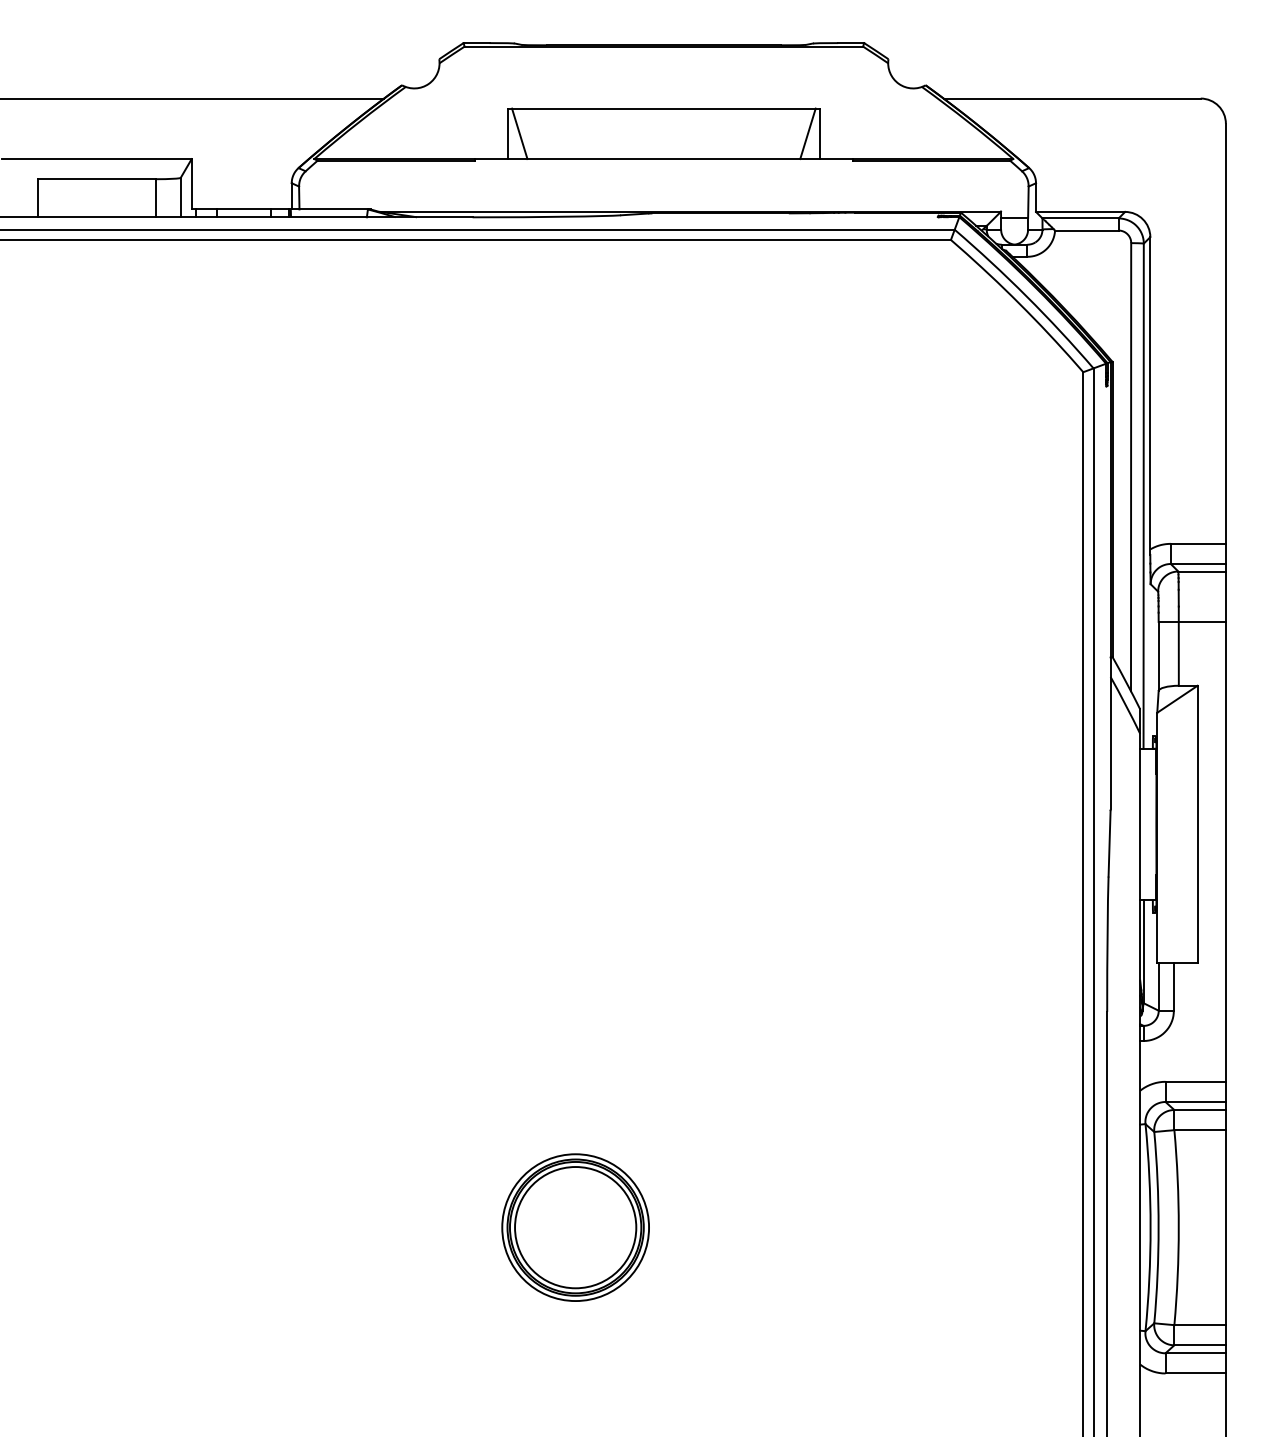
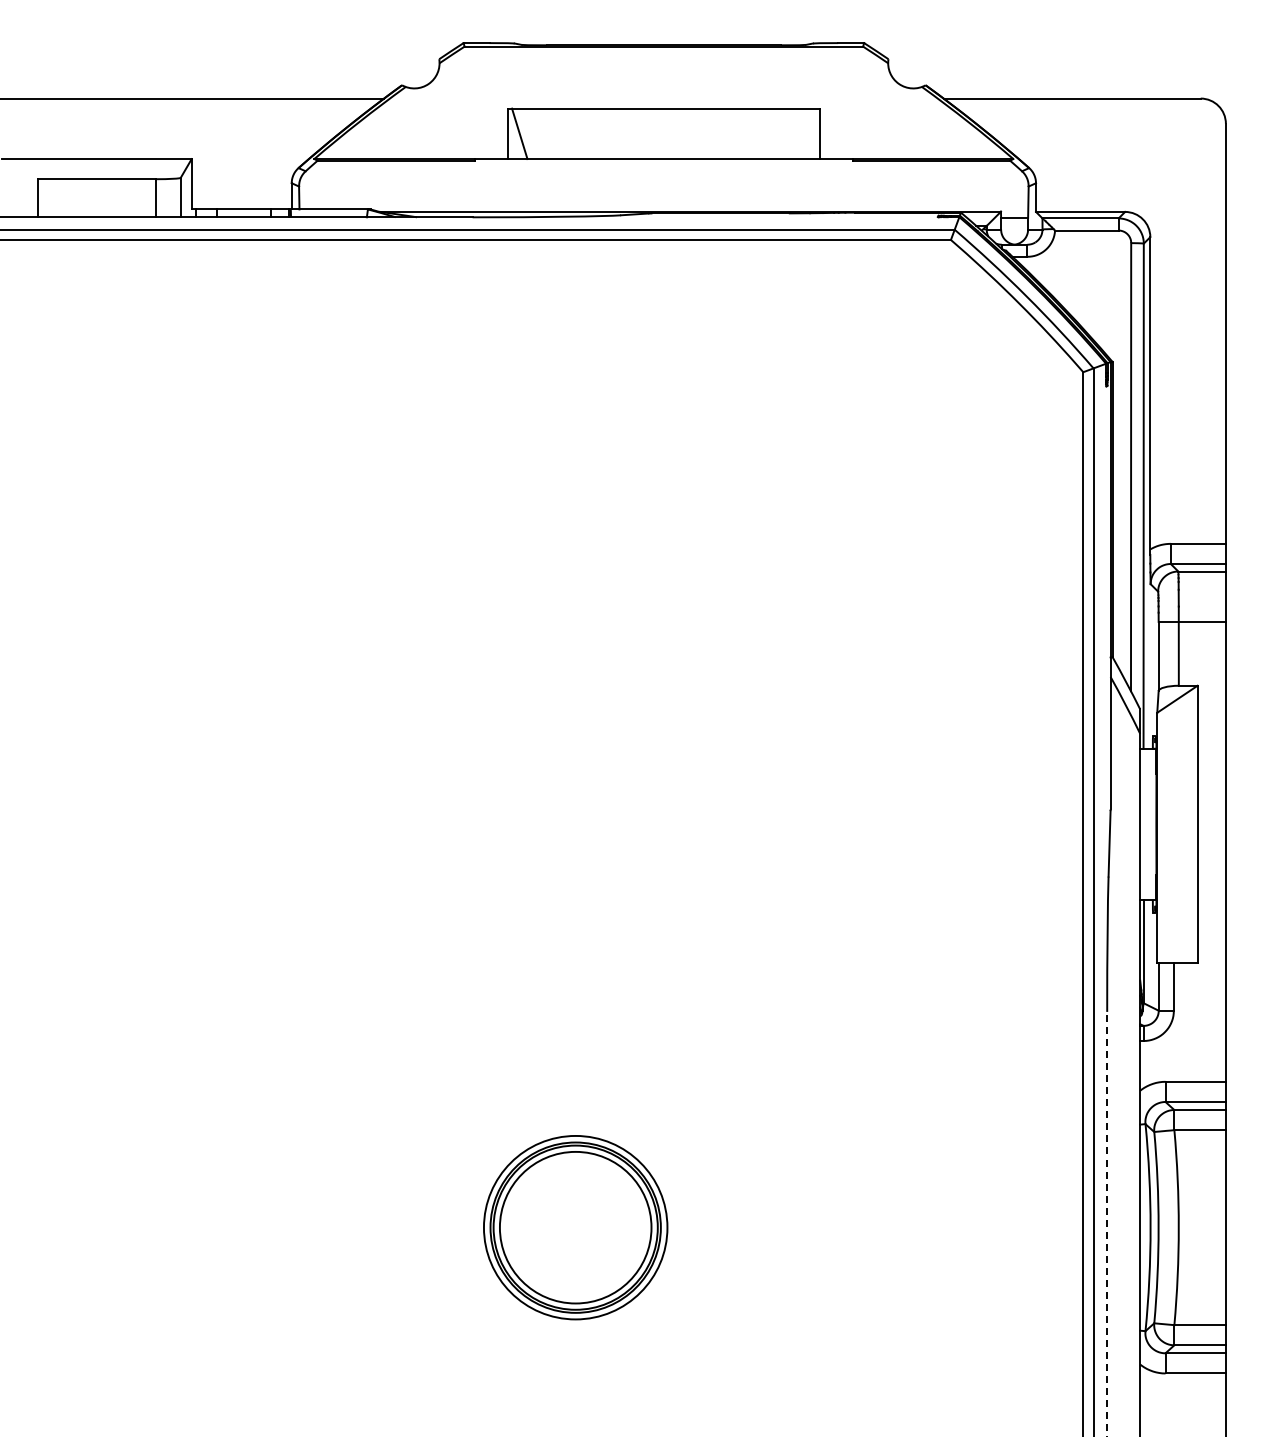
line: present -> none (807, 133)
line: solid -> dashed (1107, 1223)
part size: 149x149 px -> 186x186 px (575, 1227)
